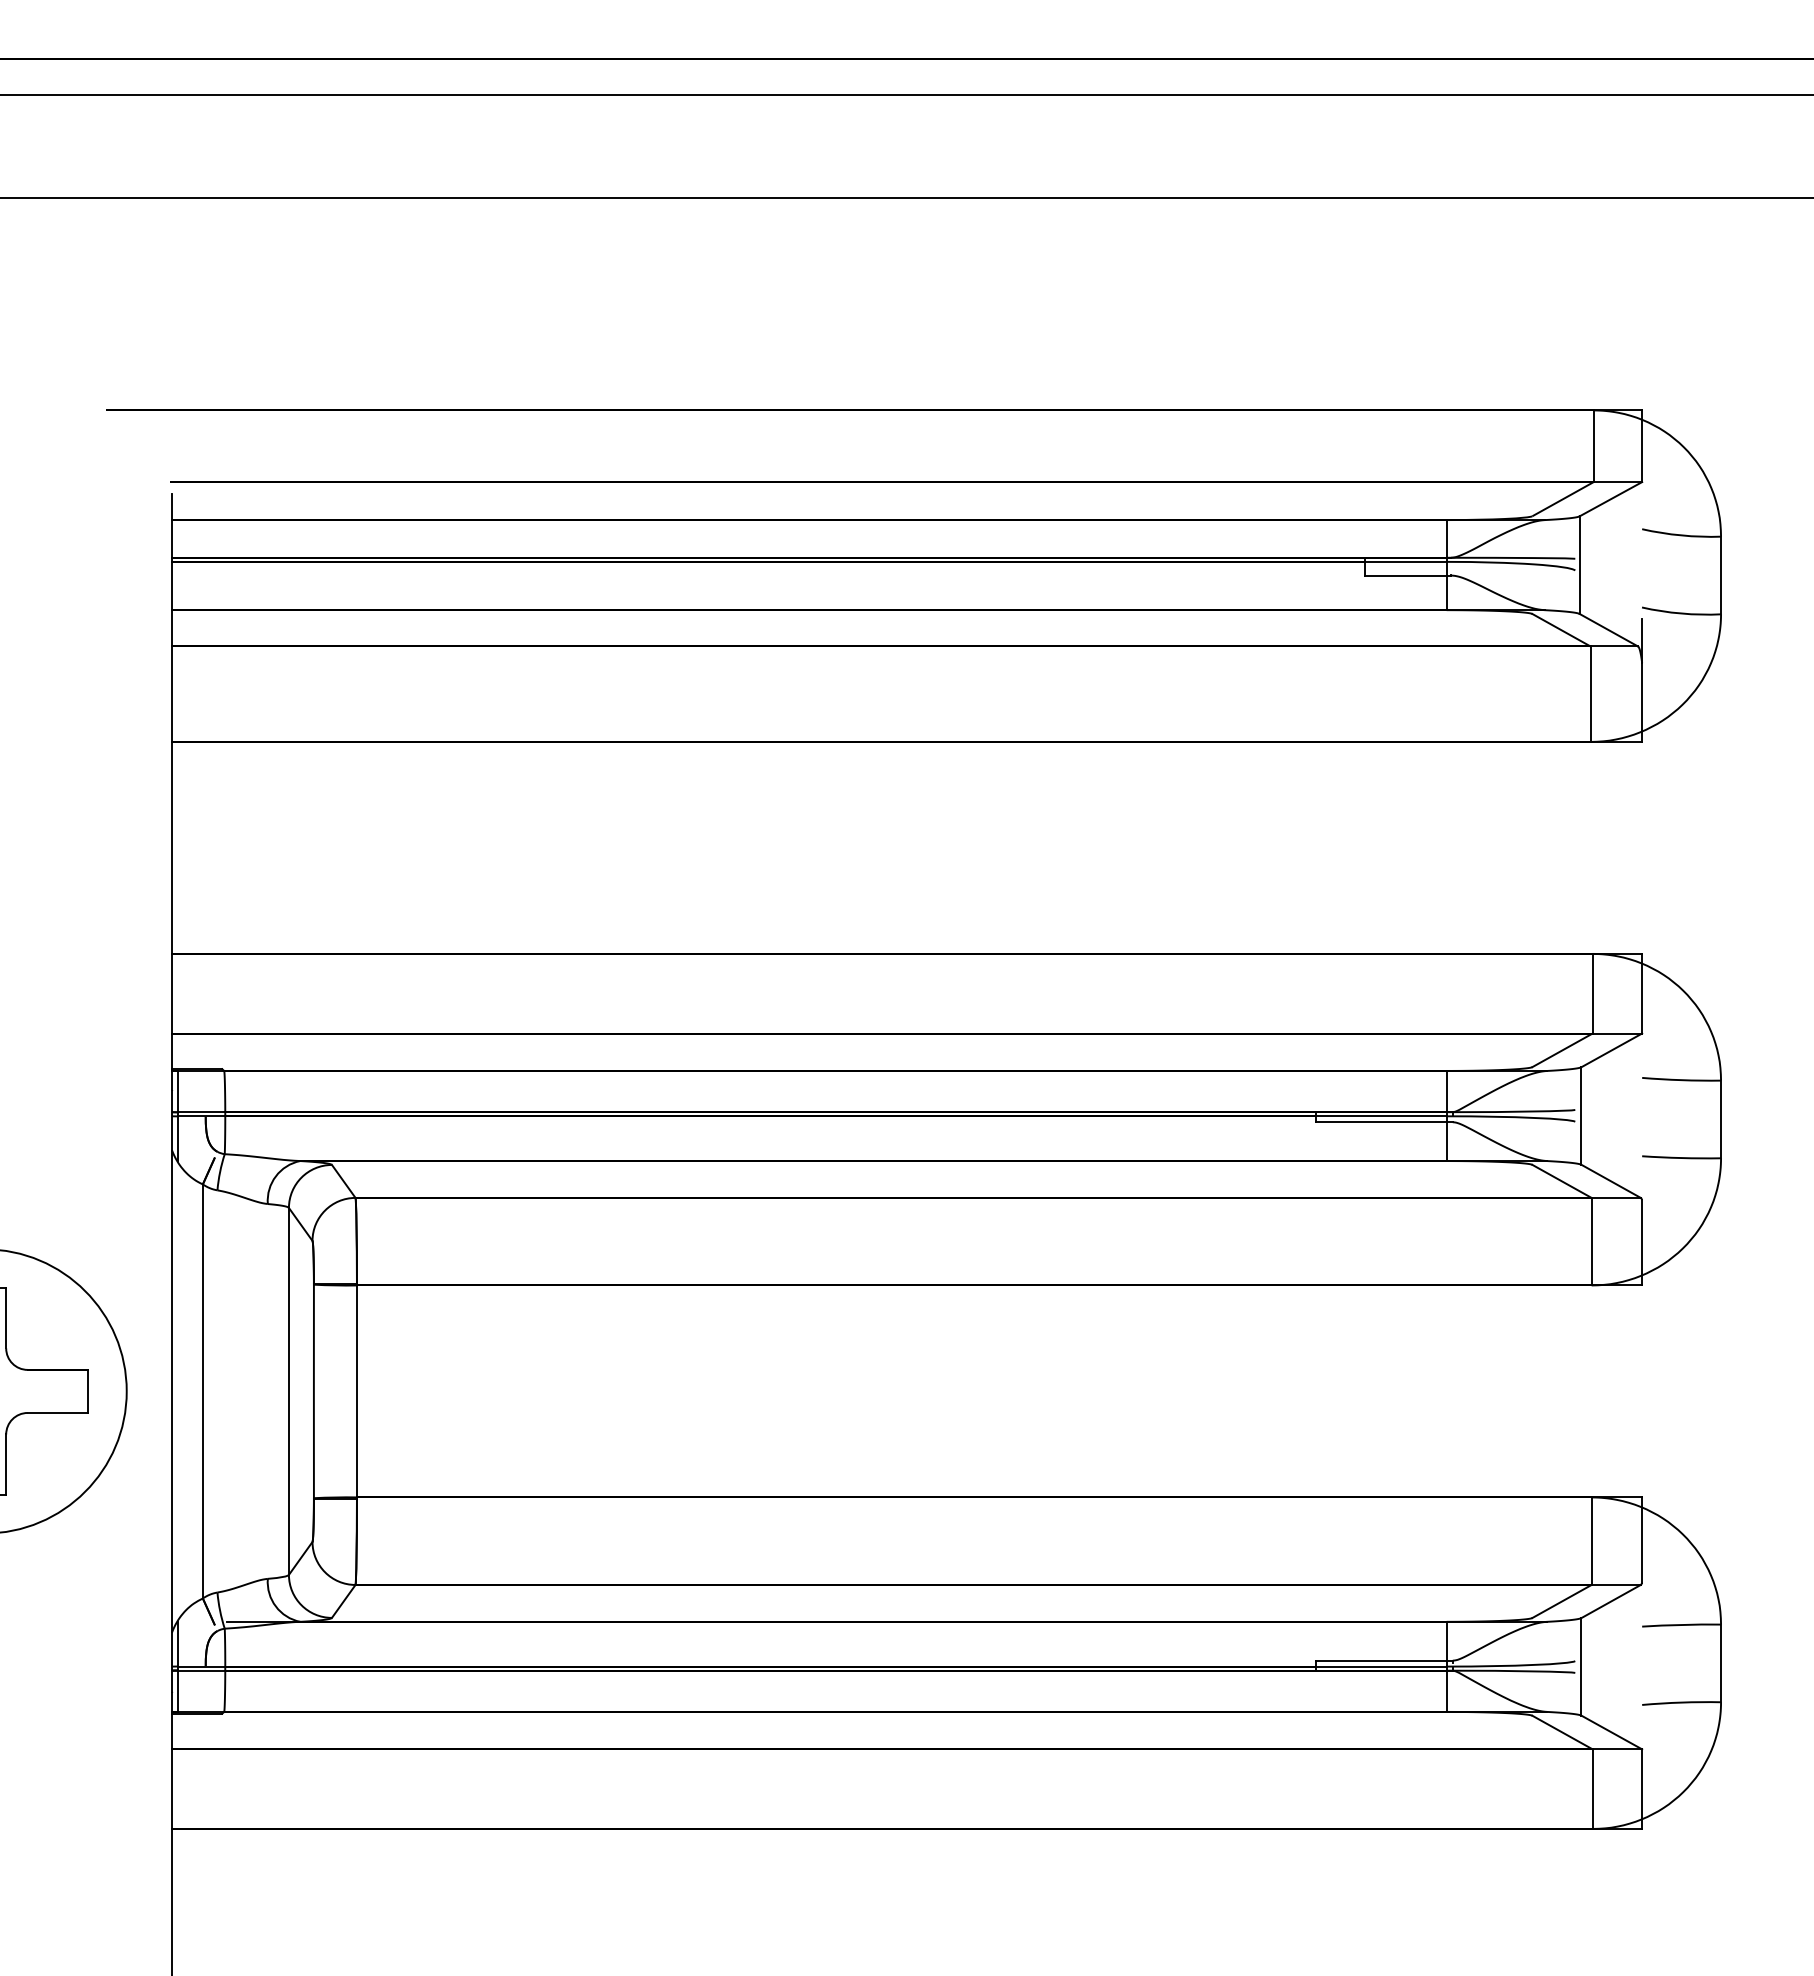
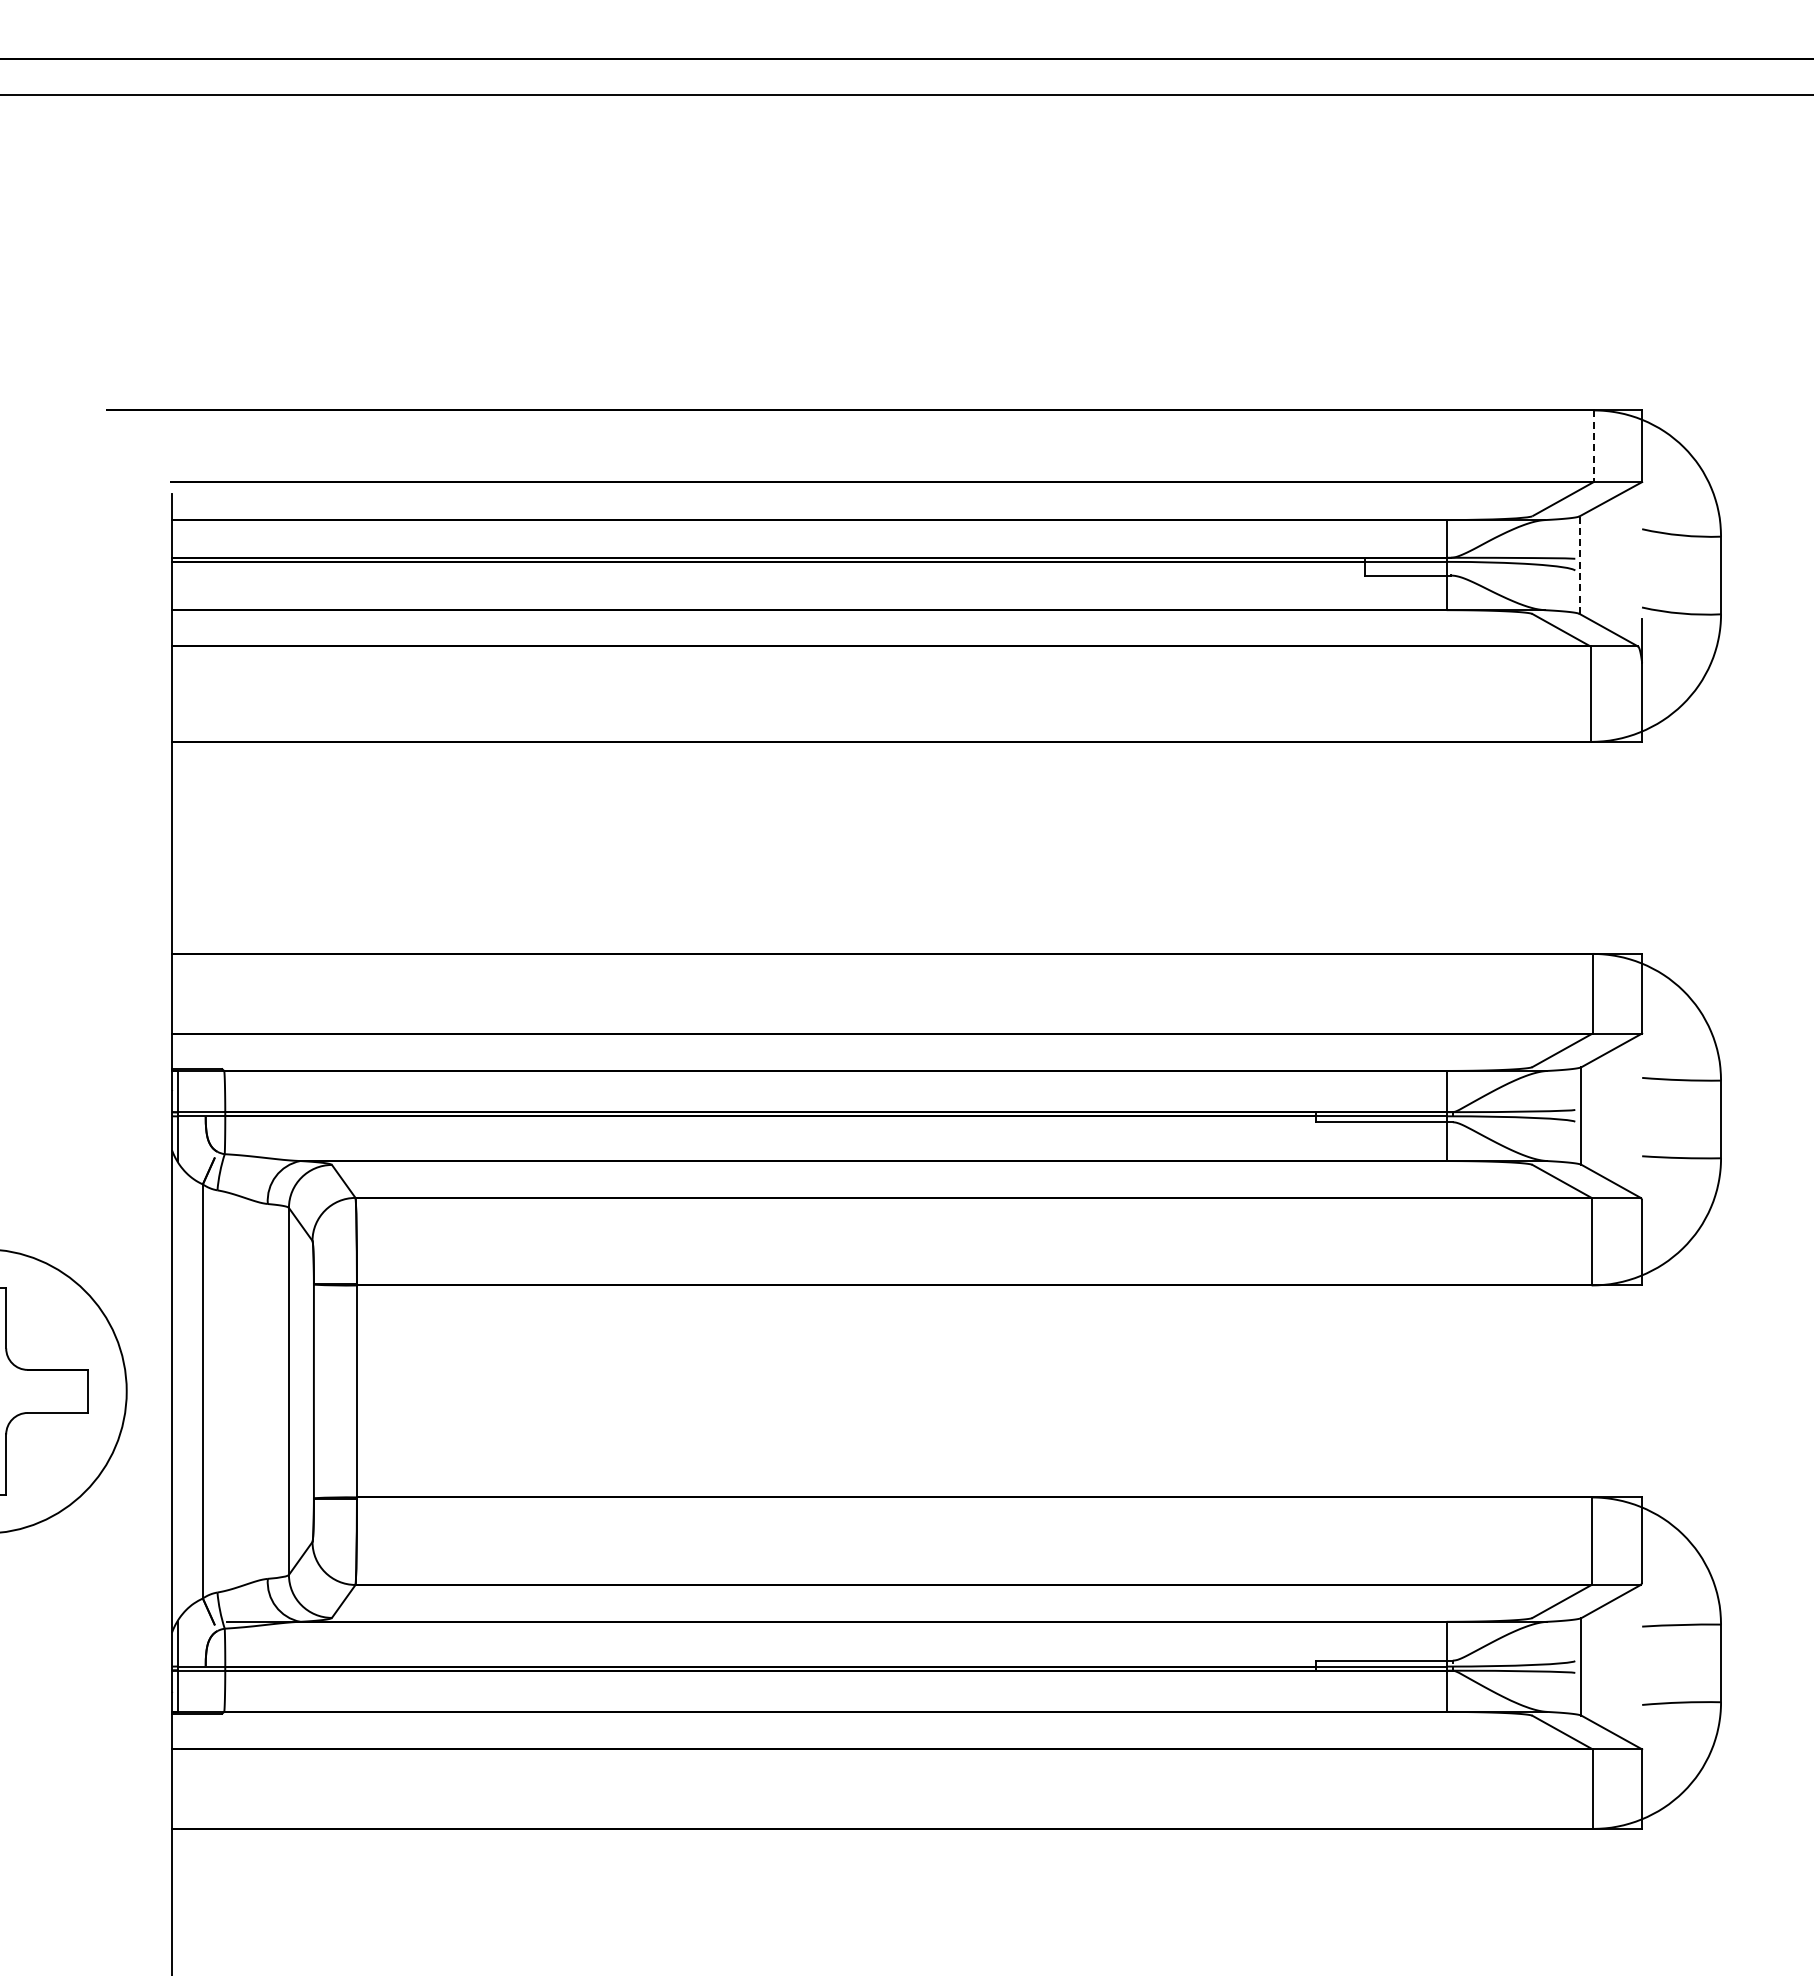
line: present -> none (906, 198)
line: solid -> dashed (1593, 446)
line: solid -> dashed (1579, 565)
